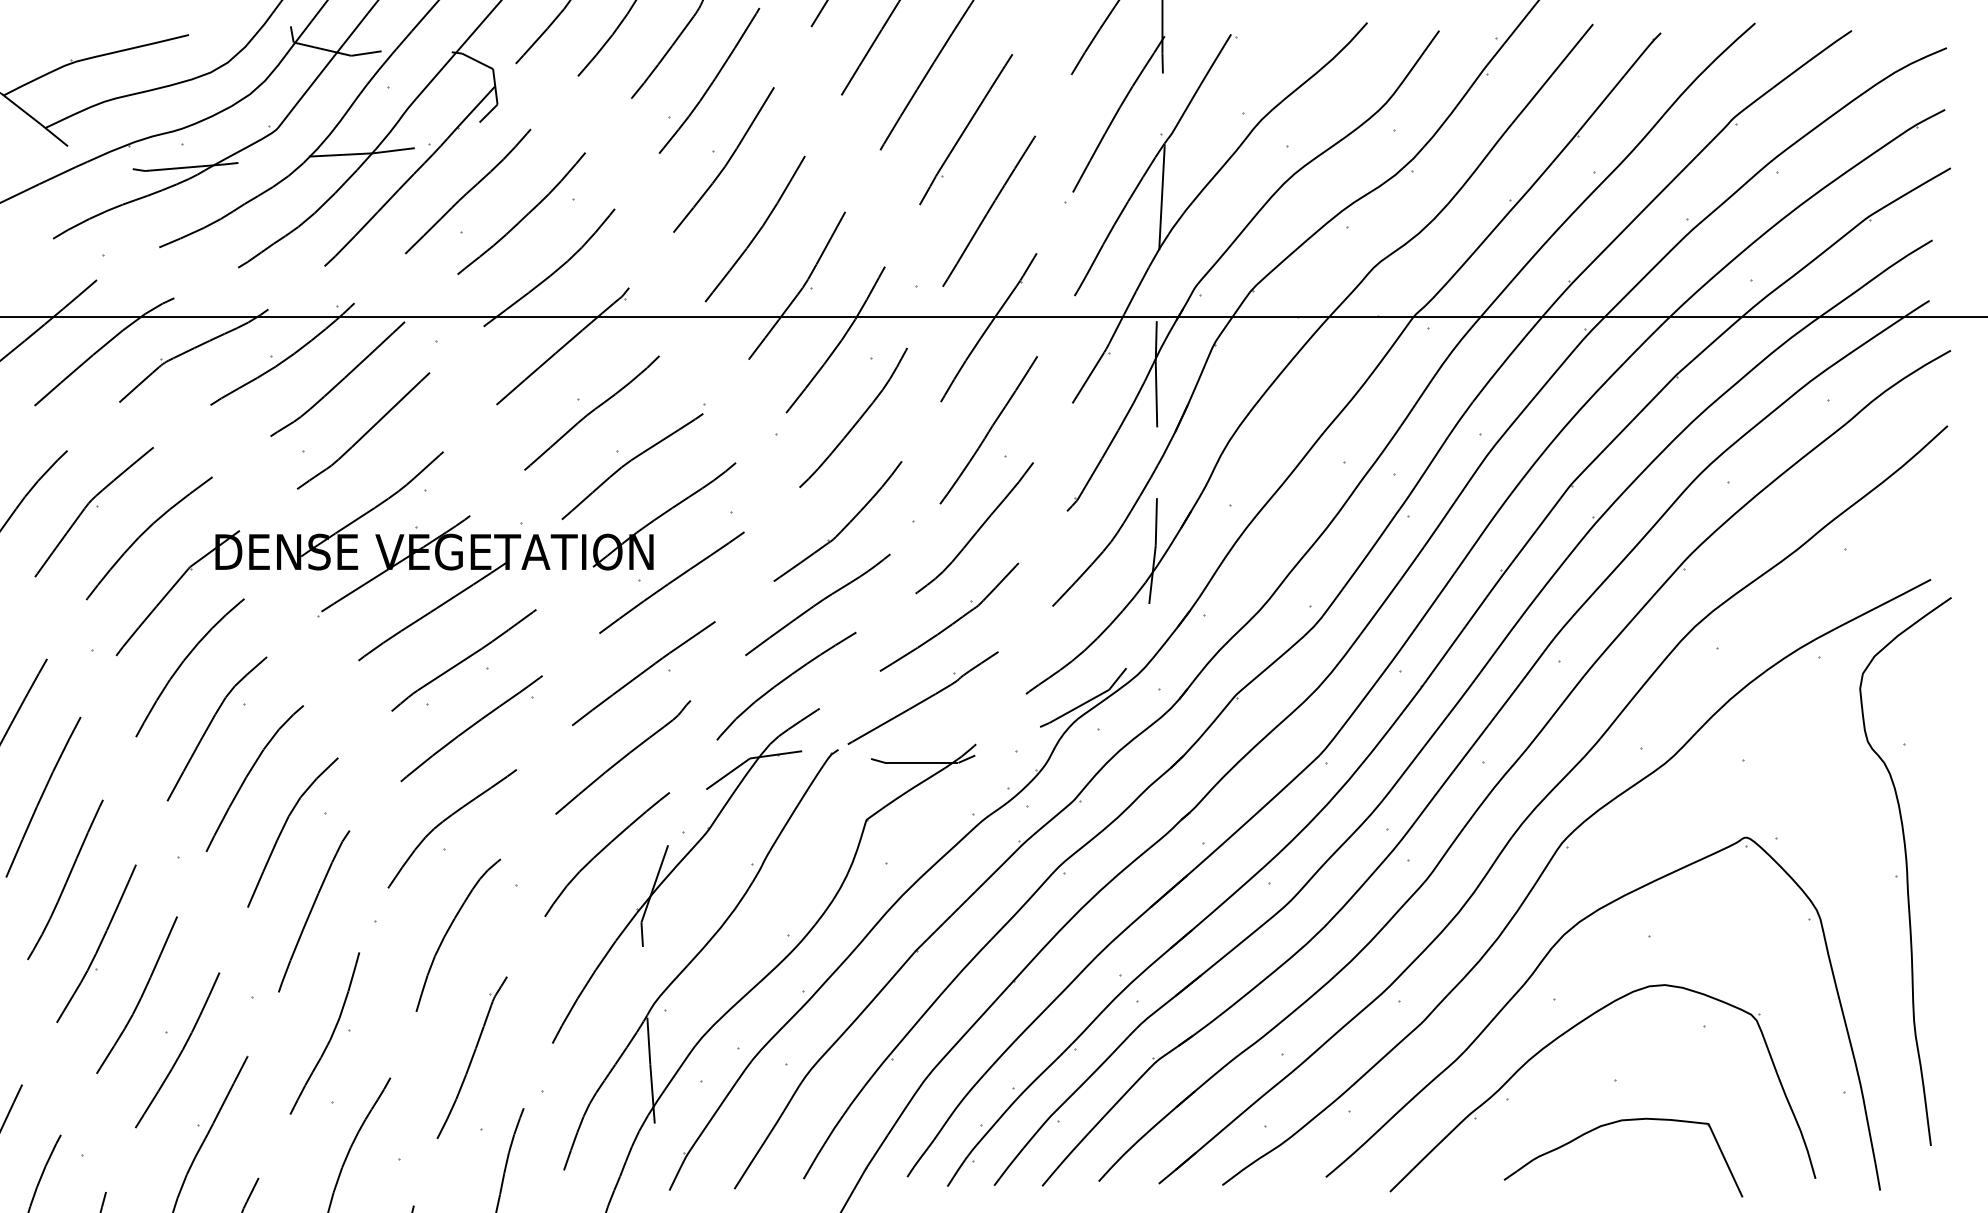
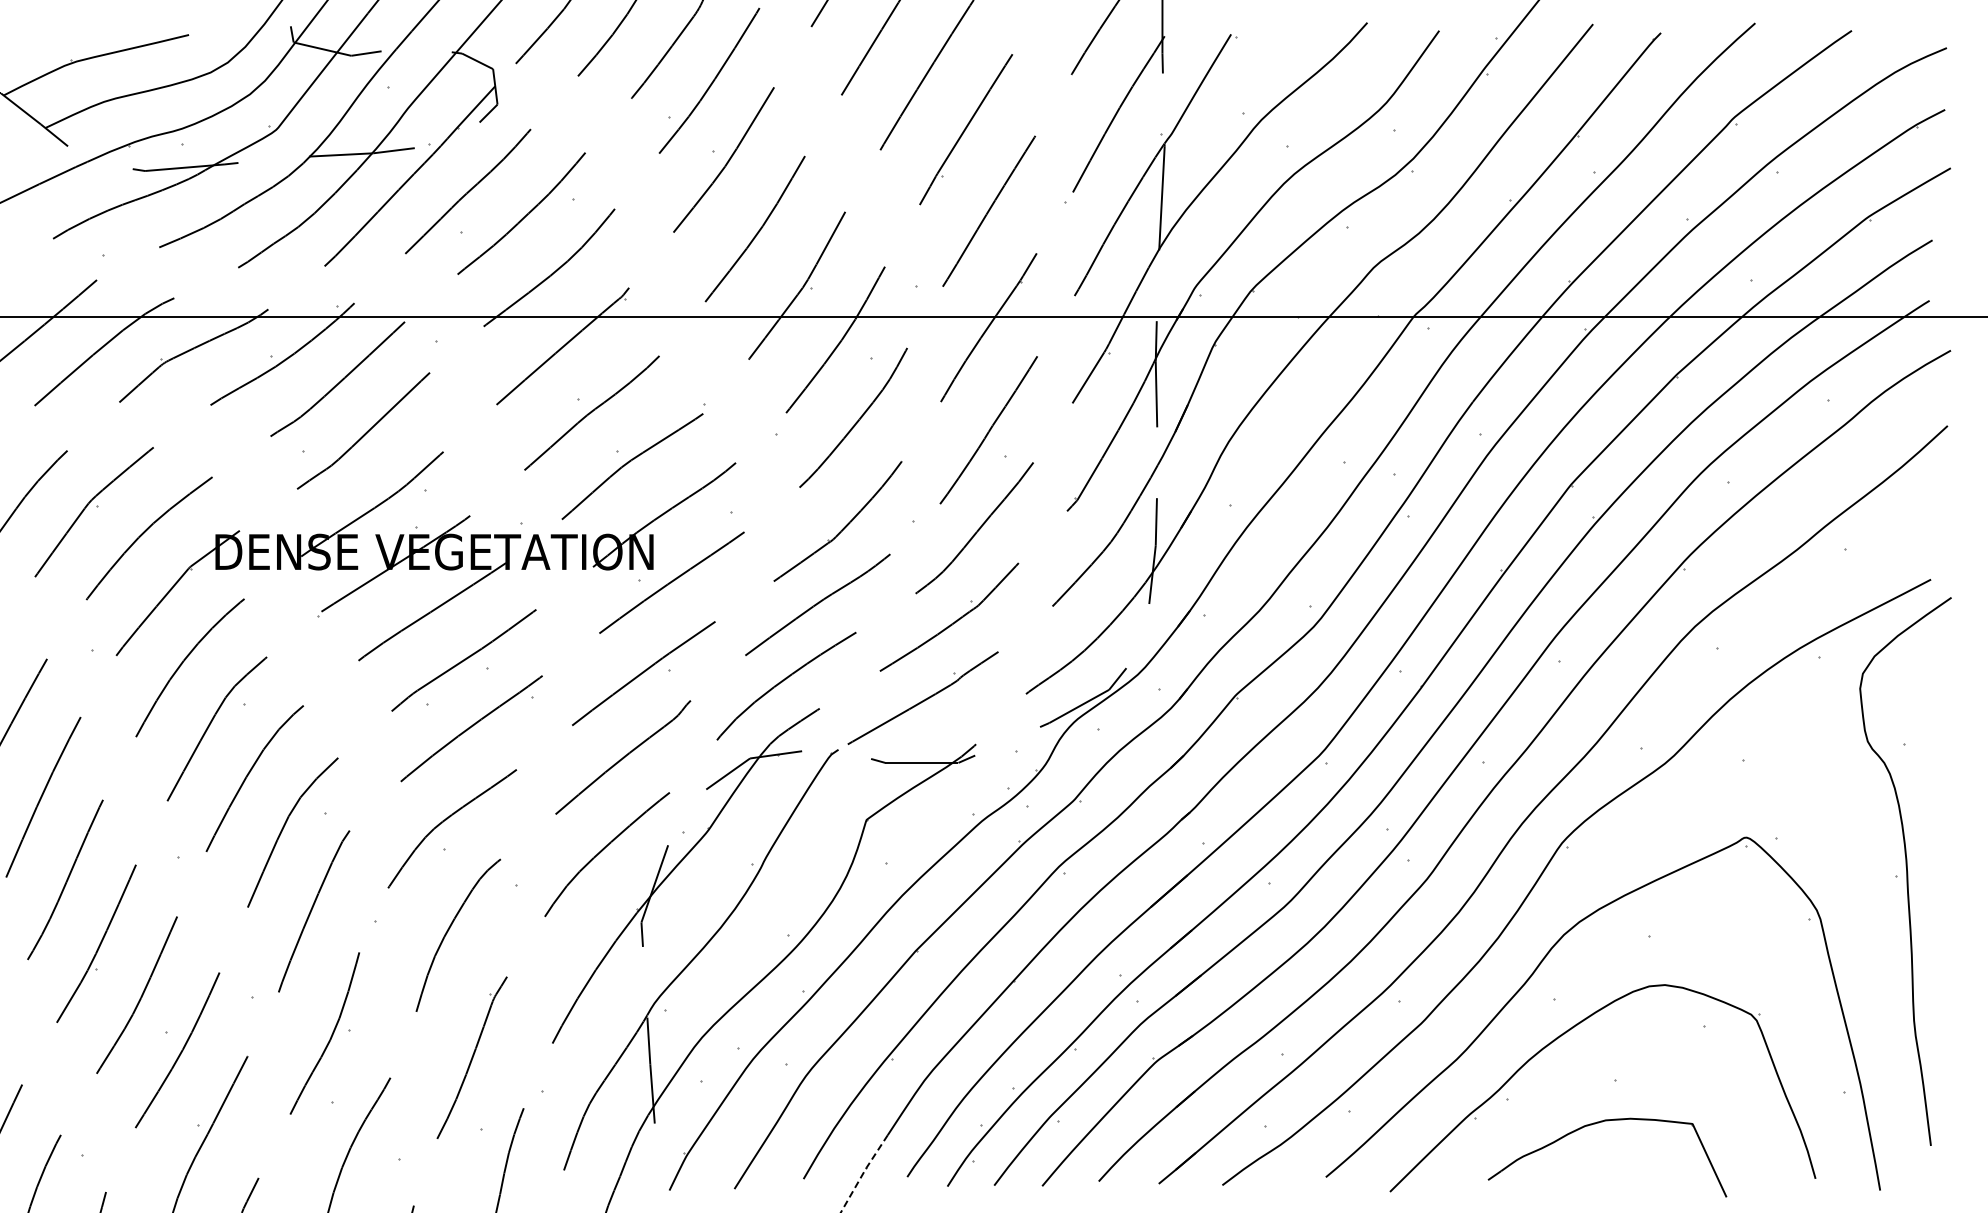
part position: (1611, 1124) -> (1595, 1124) (1595, 1124)
line: solid -> dashed (864, 1172)
